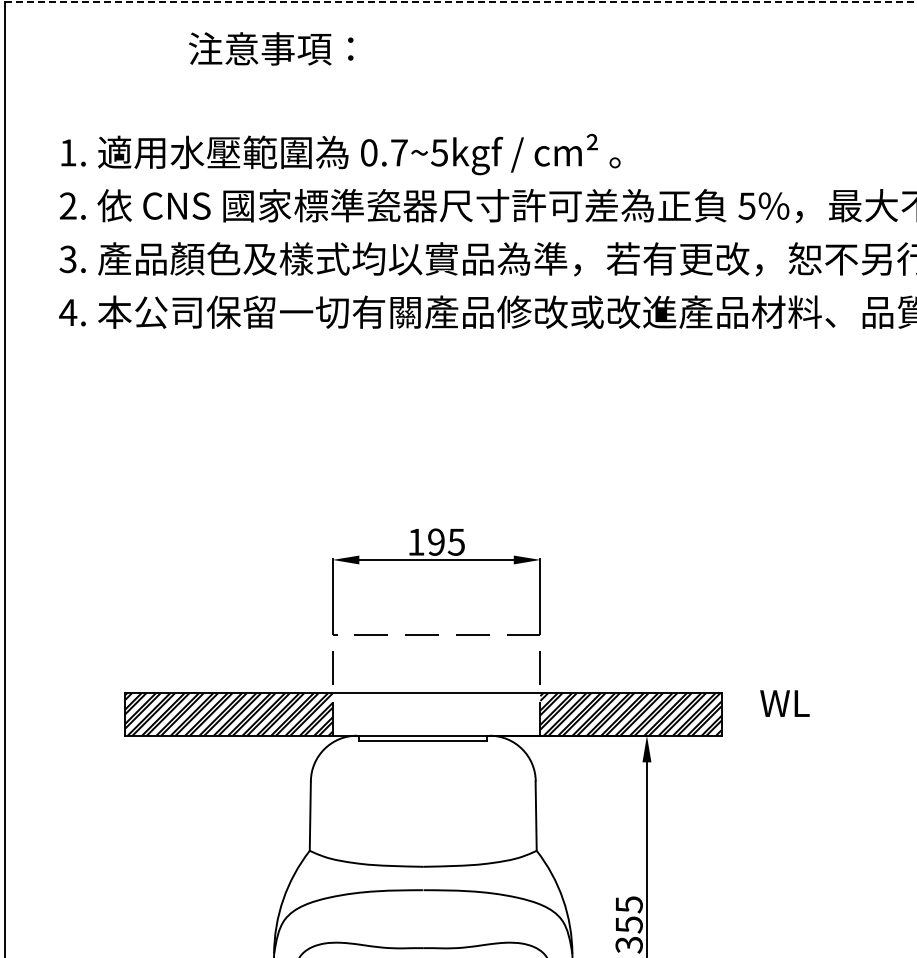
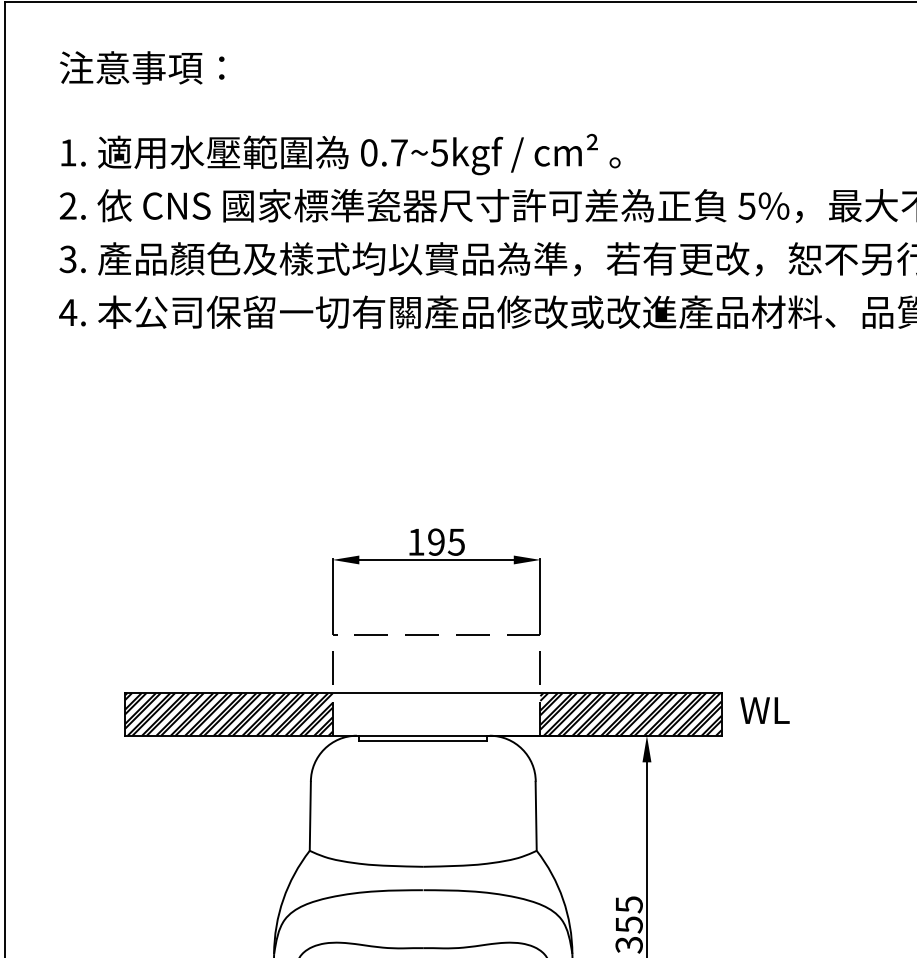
line: dashed -> solid (460, 1)
text position: (271, 48) -> (142, 67) (142, 67)
text position: (784, 703) -> (764, 710) (764, 710)
